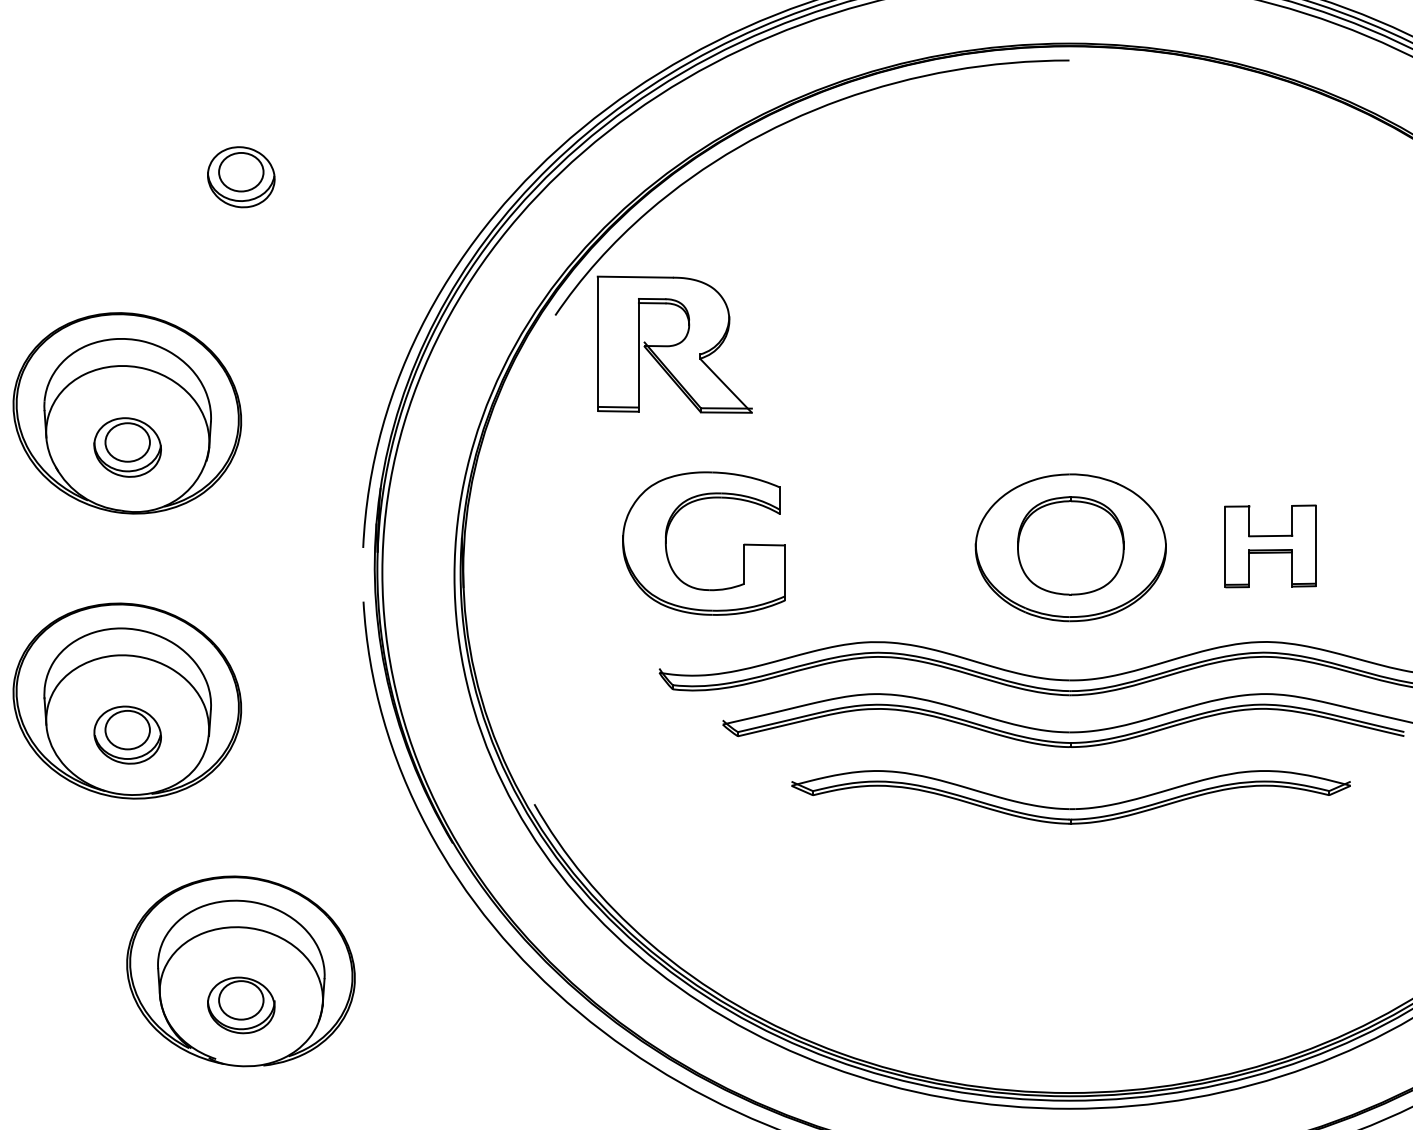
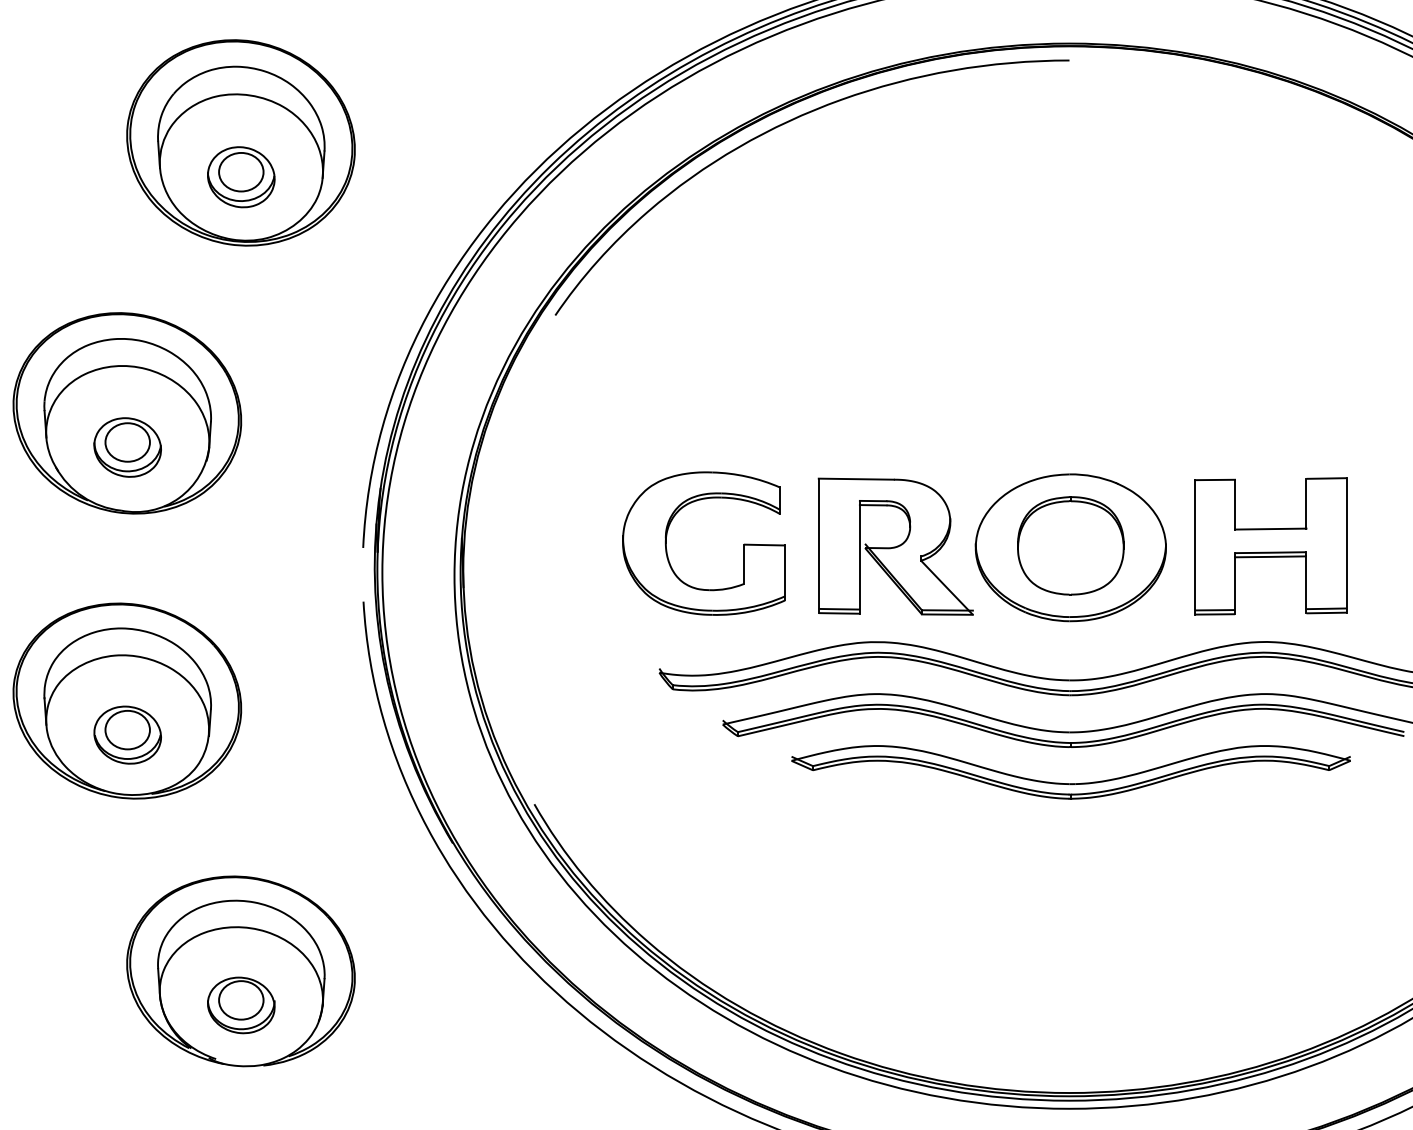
part: none -> present (240, 142)
part position: (674, 344) -> (895, 546) (895, 546)
part size: 93x85 px -> 154x139 px (1270, 546)
part position: (1070, 808) -> (1070, 783) (1070, 783)
